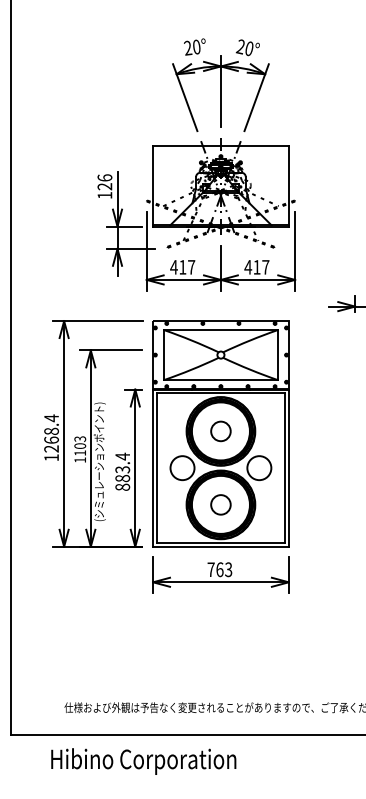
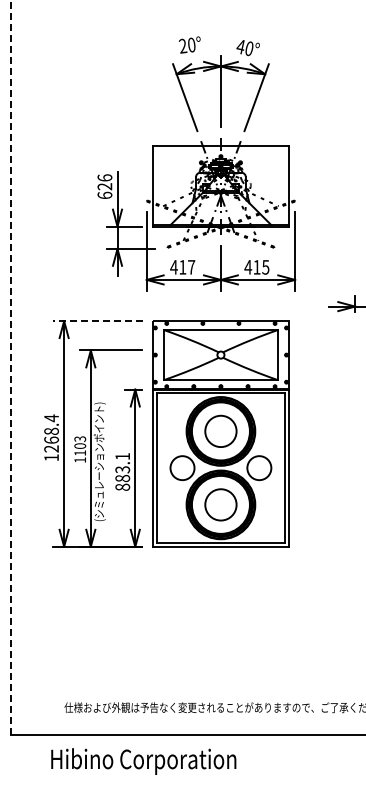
text position: (194, 46) -> (189, 44) (189, 44)
text: 20° -> 40° (239, 46)
text: 126 -> 626 (104, 194)
text: 417 -> 415 (265, 267)
line: solid -> dashed (98, 321)
line: solid -> dashed (10, 367)
circle diameter: 20 px -> 31 px (220, 431)
text: 883.4 -> 883.1 (122, 456)
circle diameter: 20 px -> 31 px (220, 504)
part: present -> none (220, 574)
